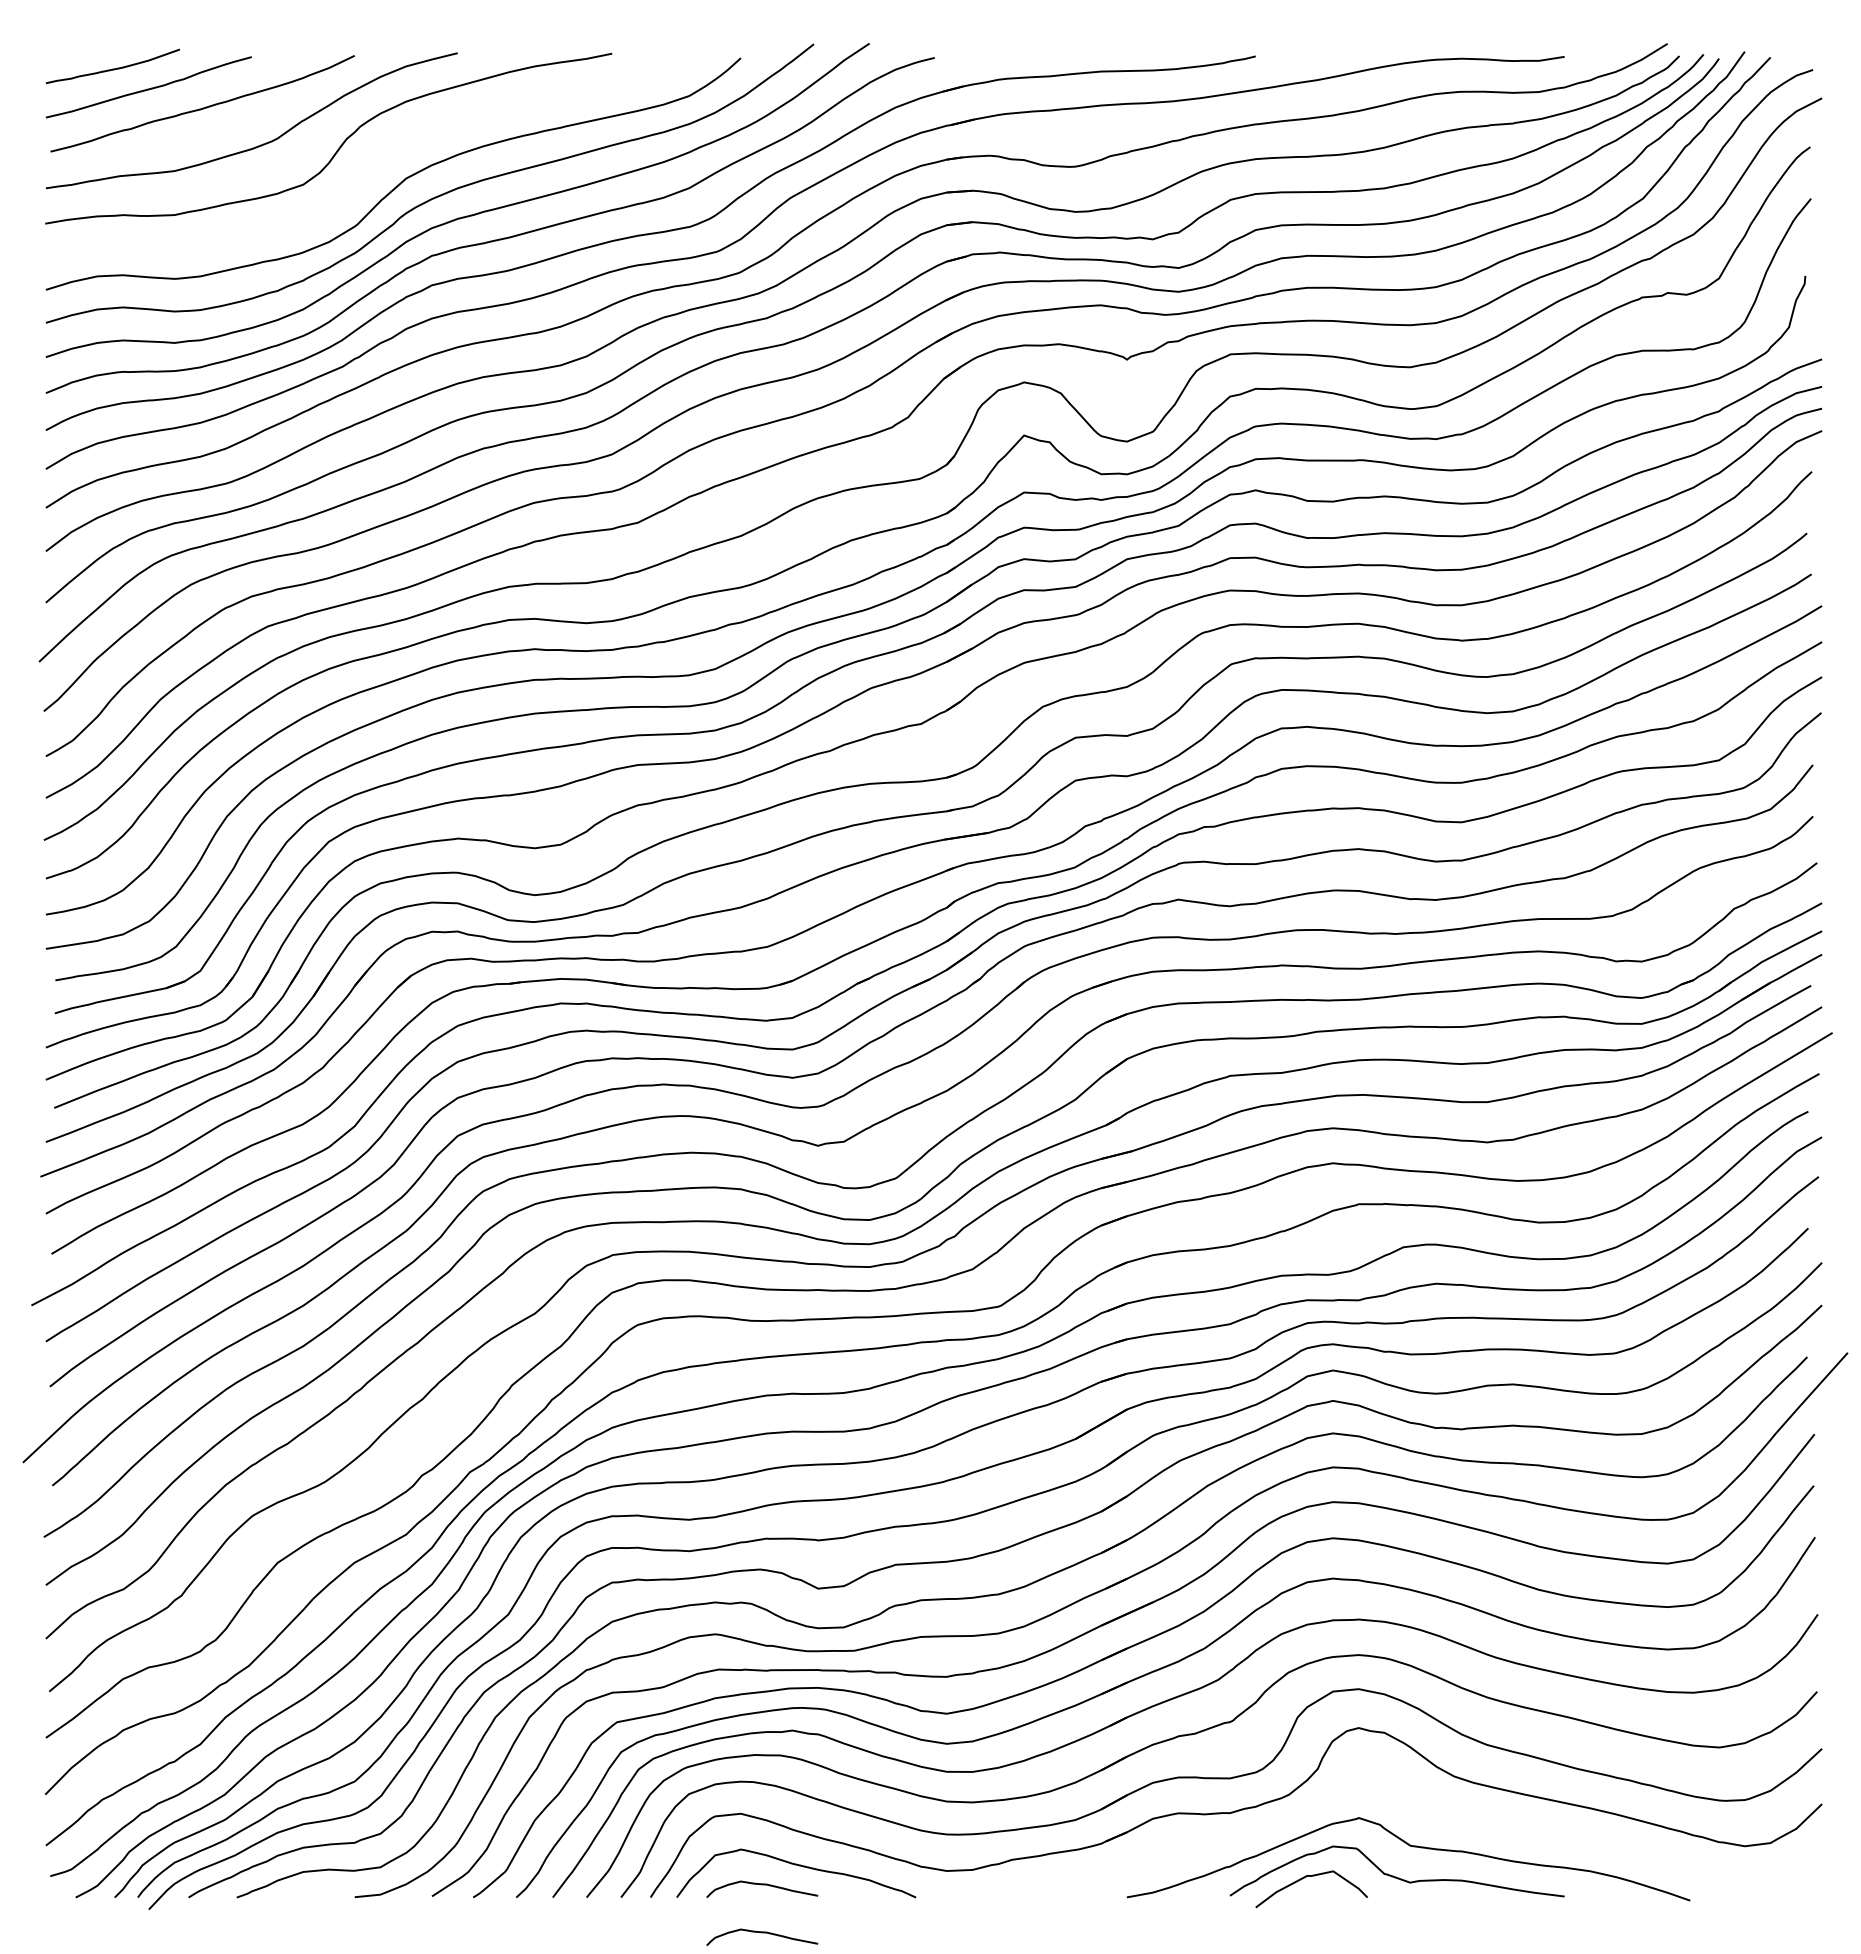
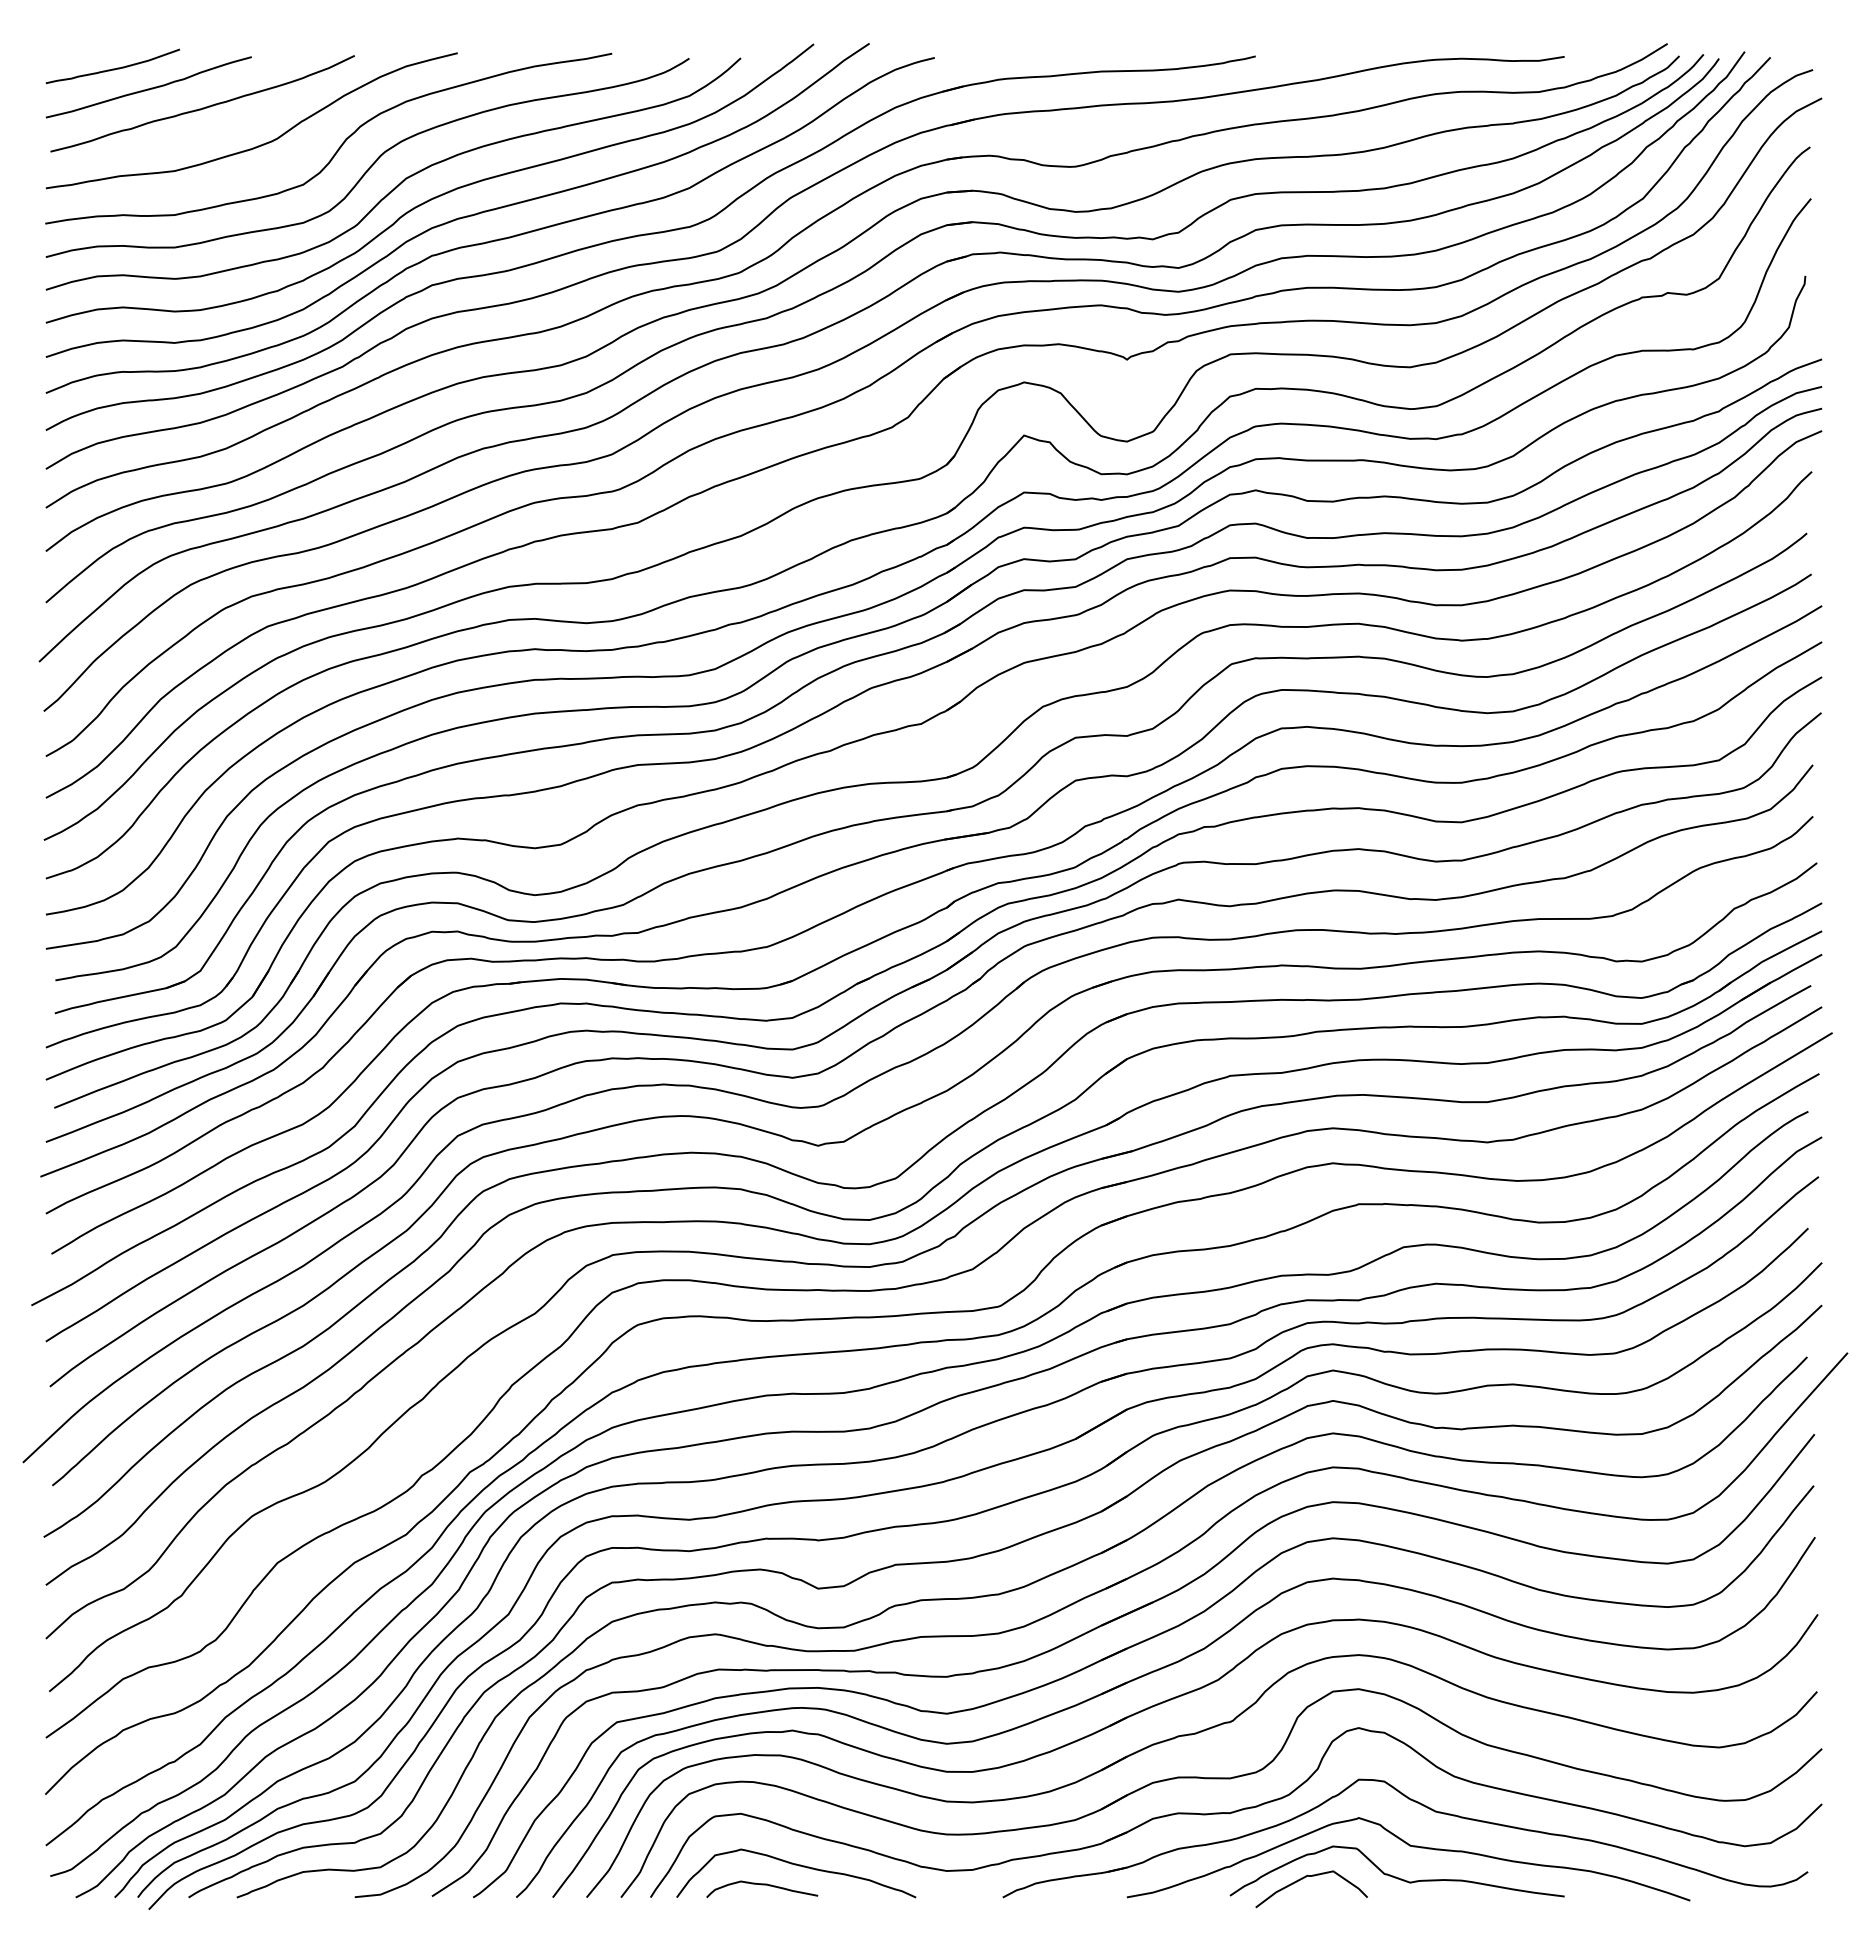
curve: none -> present (373, 162)
part: none -> present (1421, 1805)
curve: present -> none (762, 1933)
